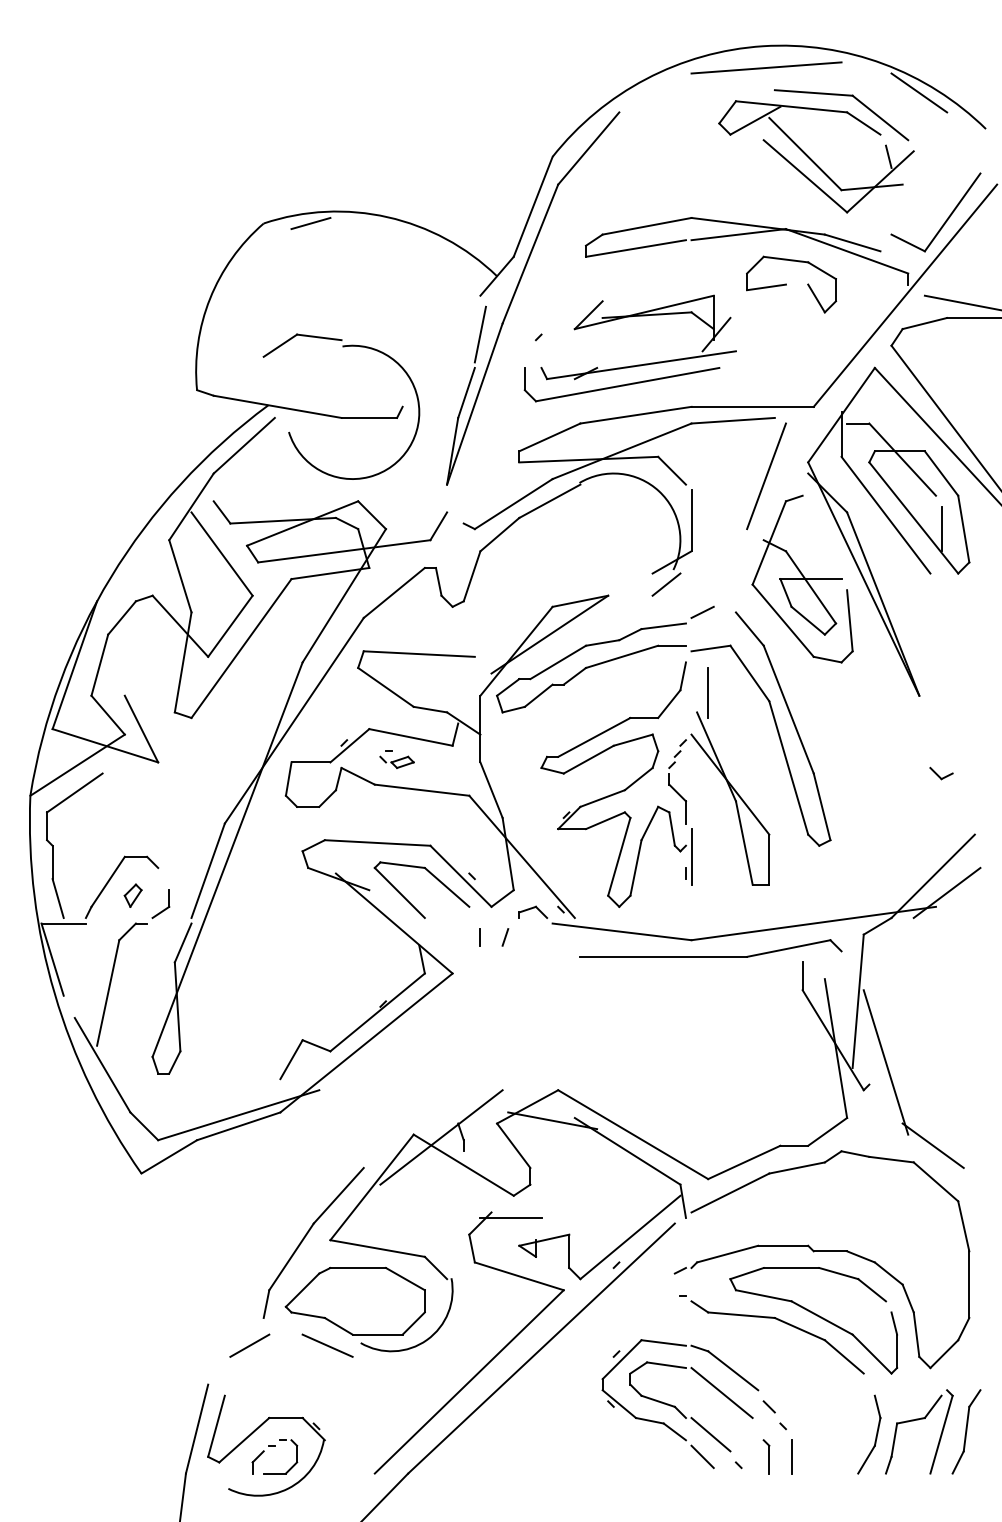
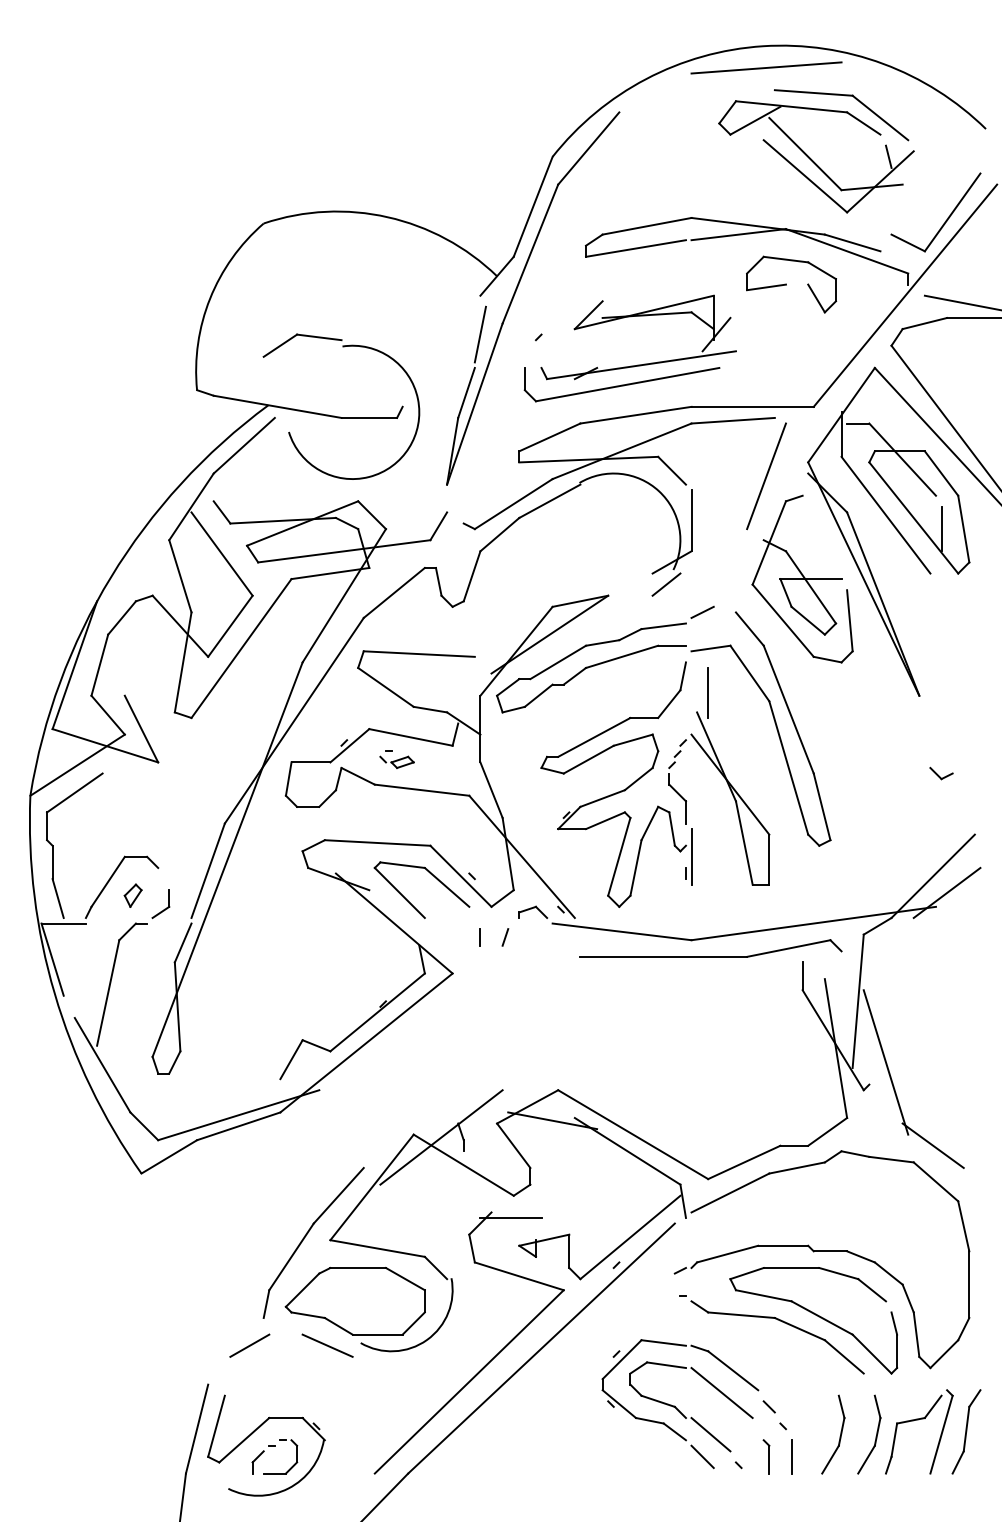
line: present -> none (919, 92)
line: present -> none (310, 223)
part: none -> present (839, 1436)
